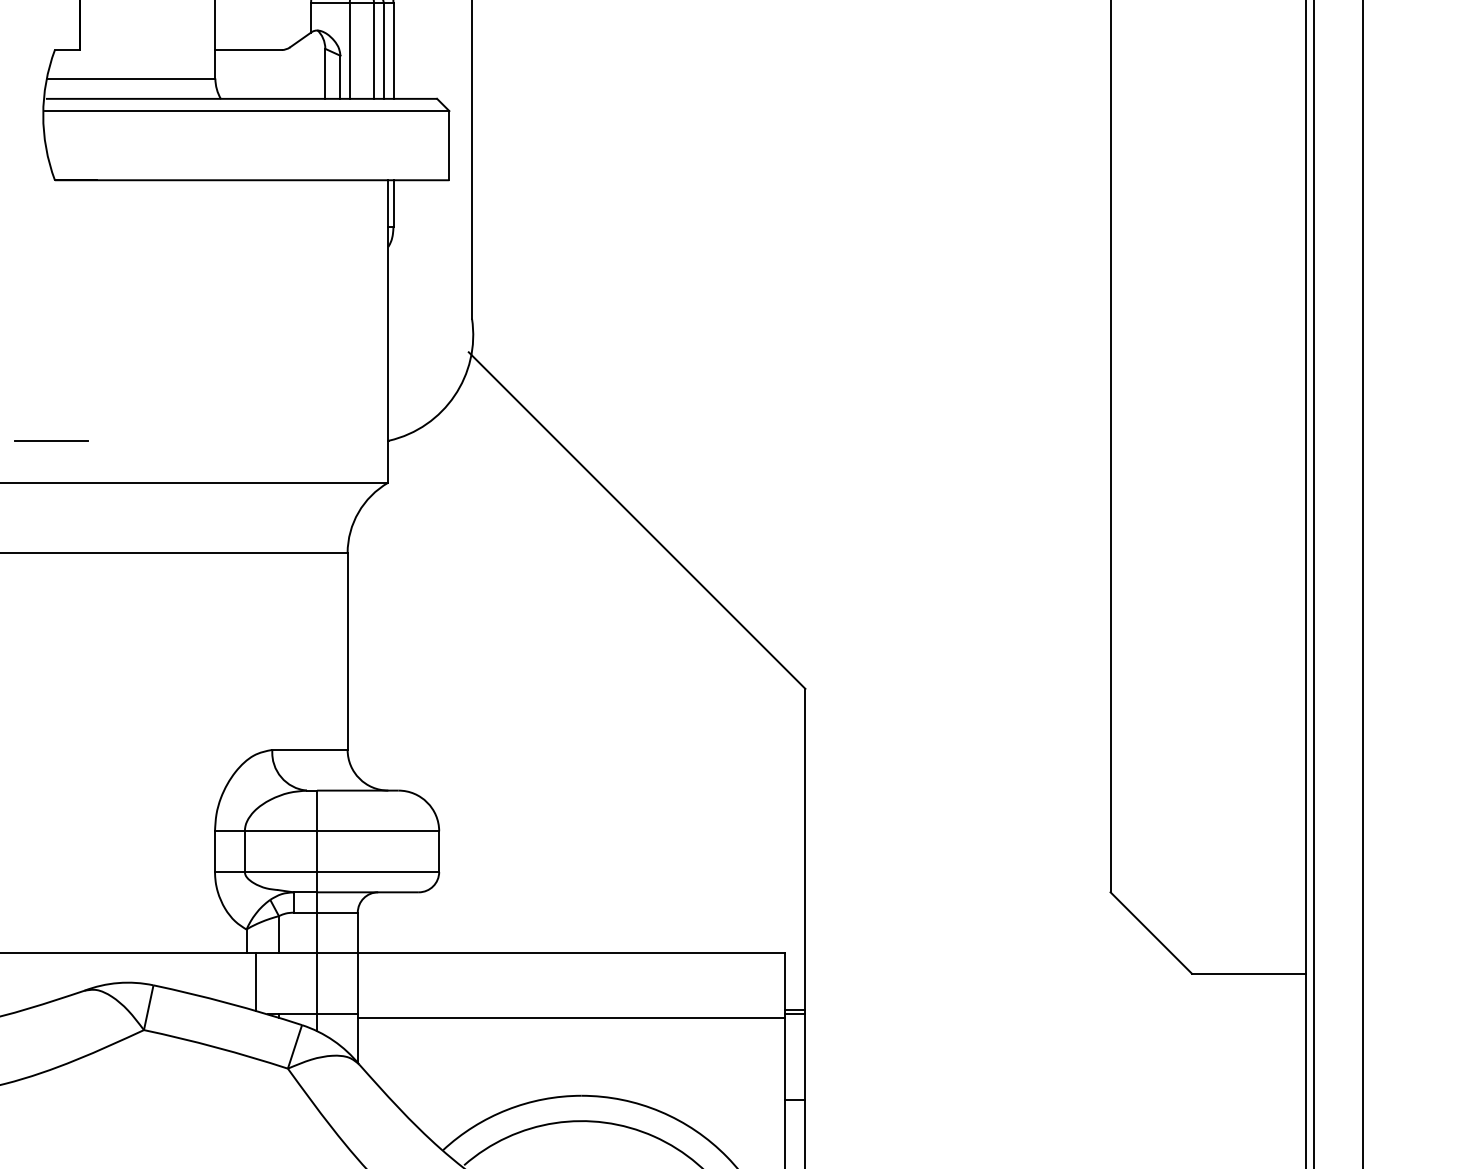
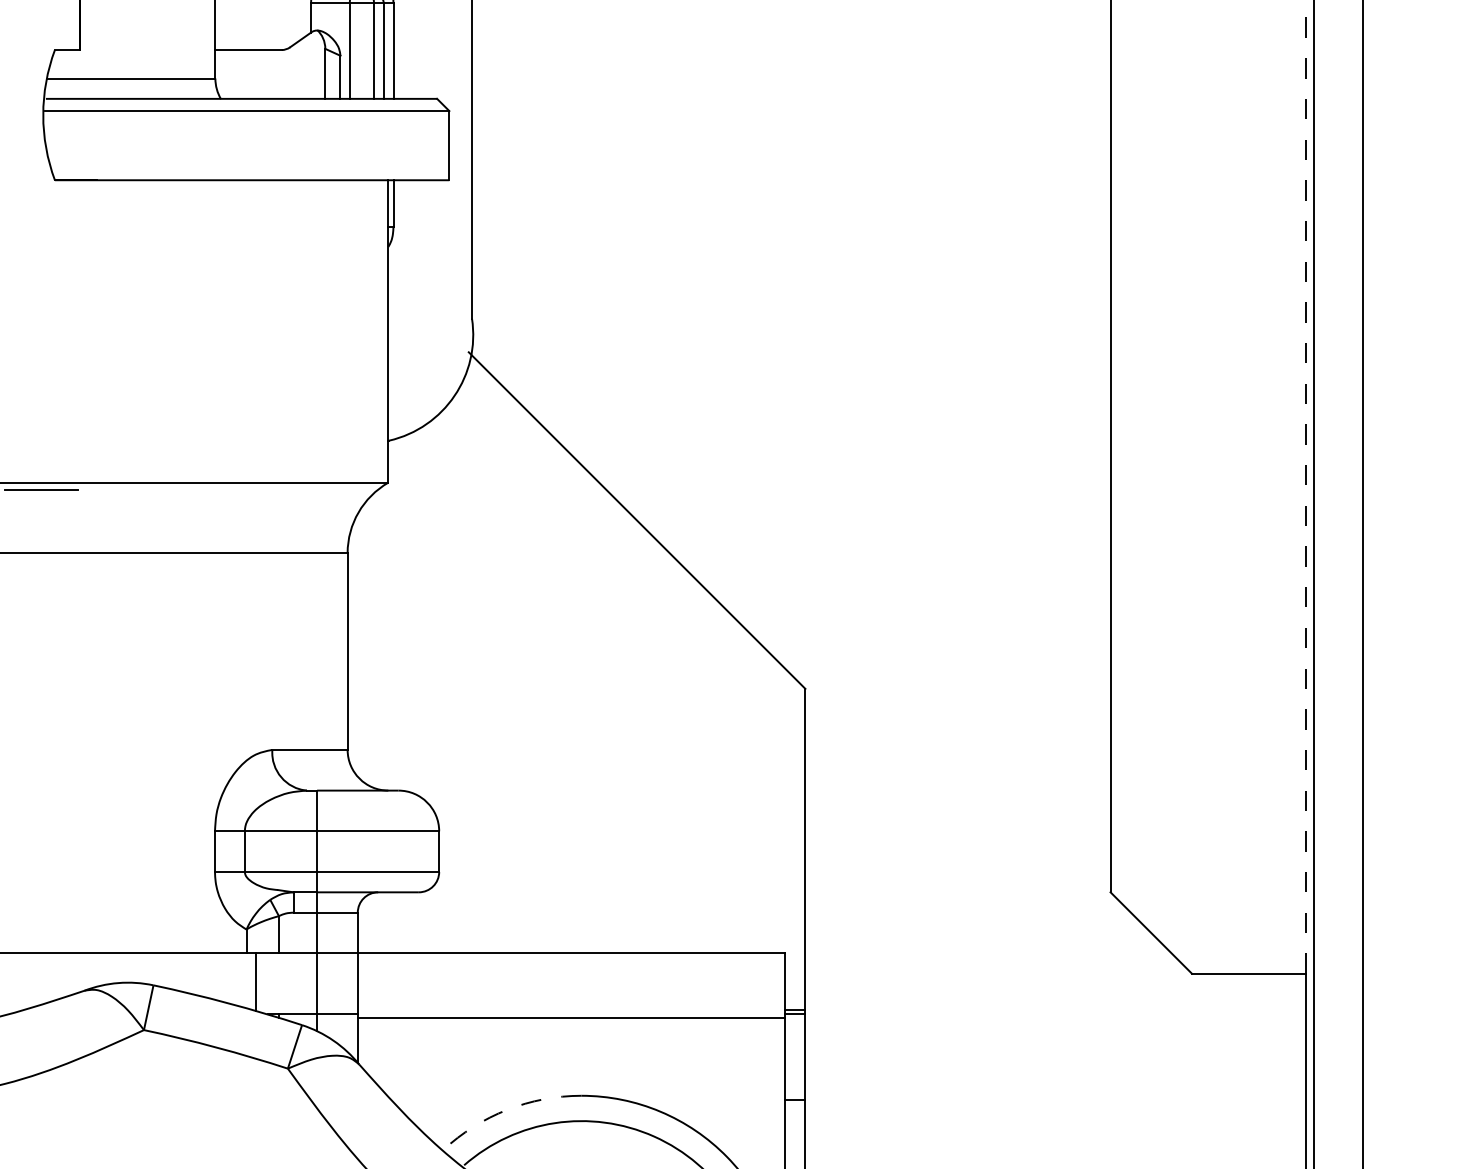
line position: (51, 440) -> (41, 489) (41, 489)
line: solid -> dashed (1305, 486)
arc: solid -> dashed (507, 1109)
